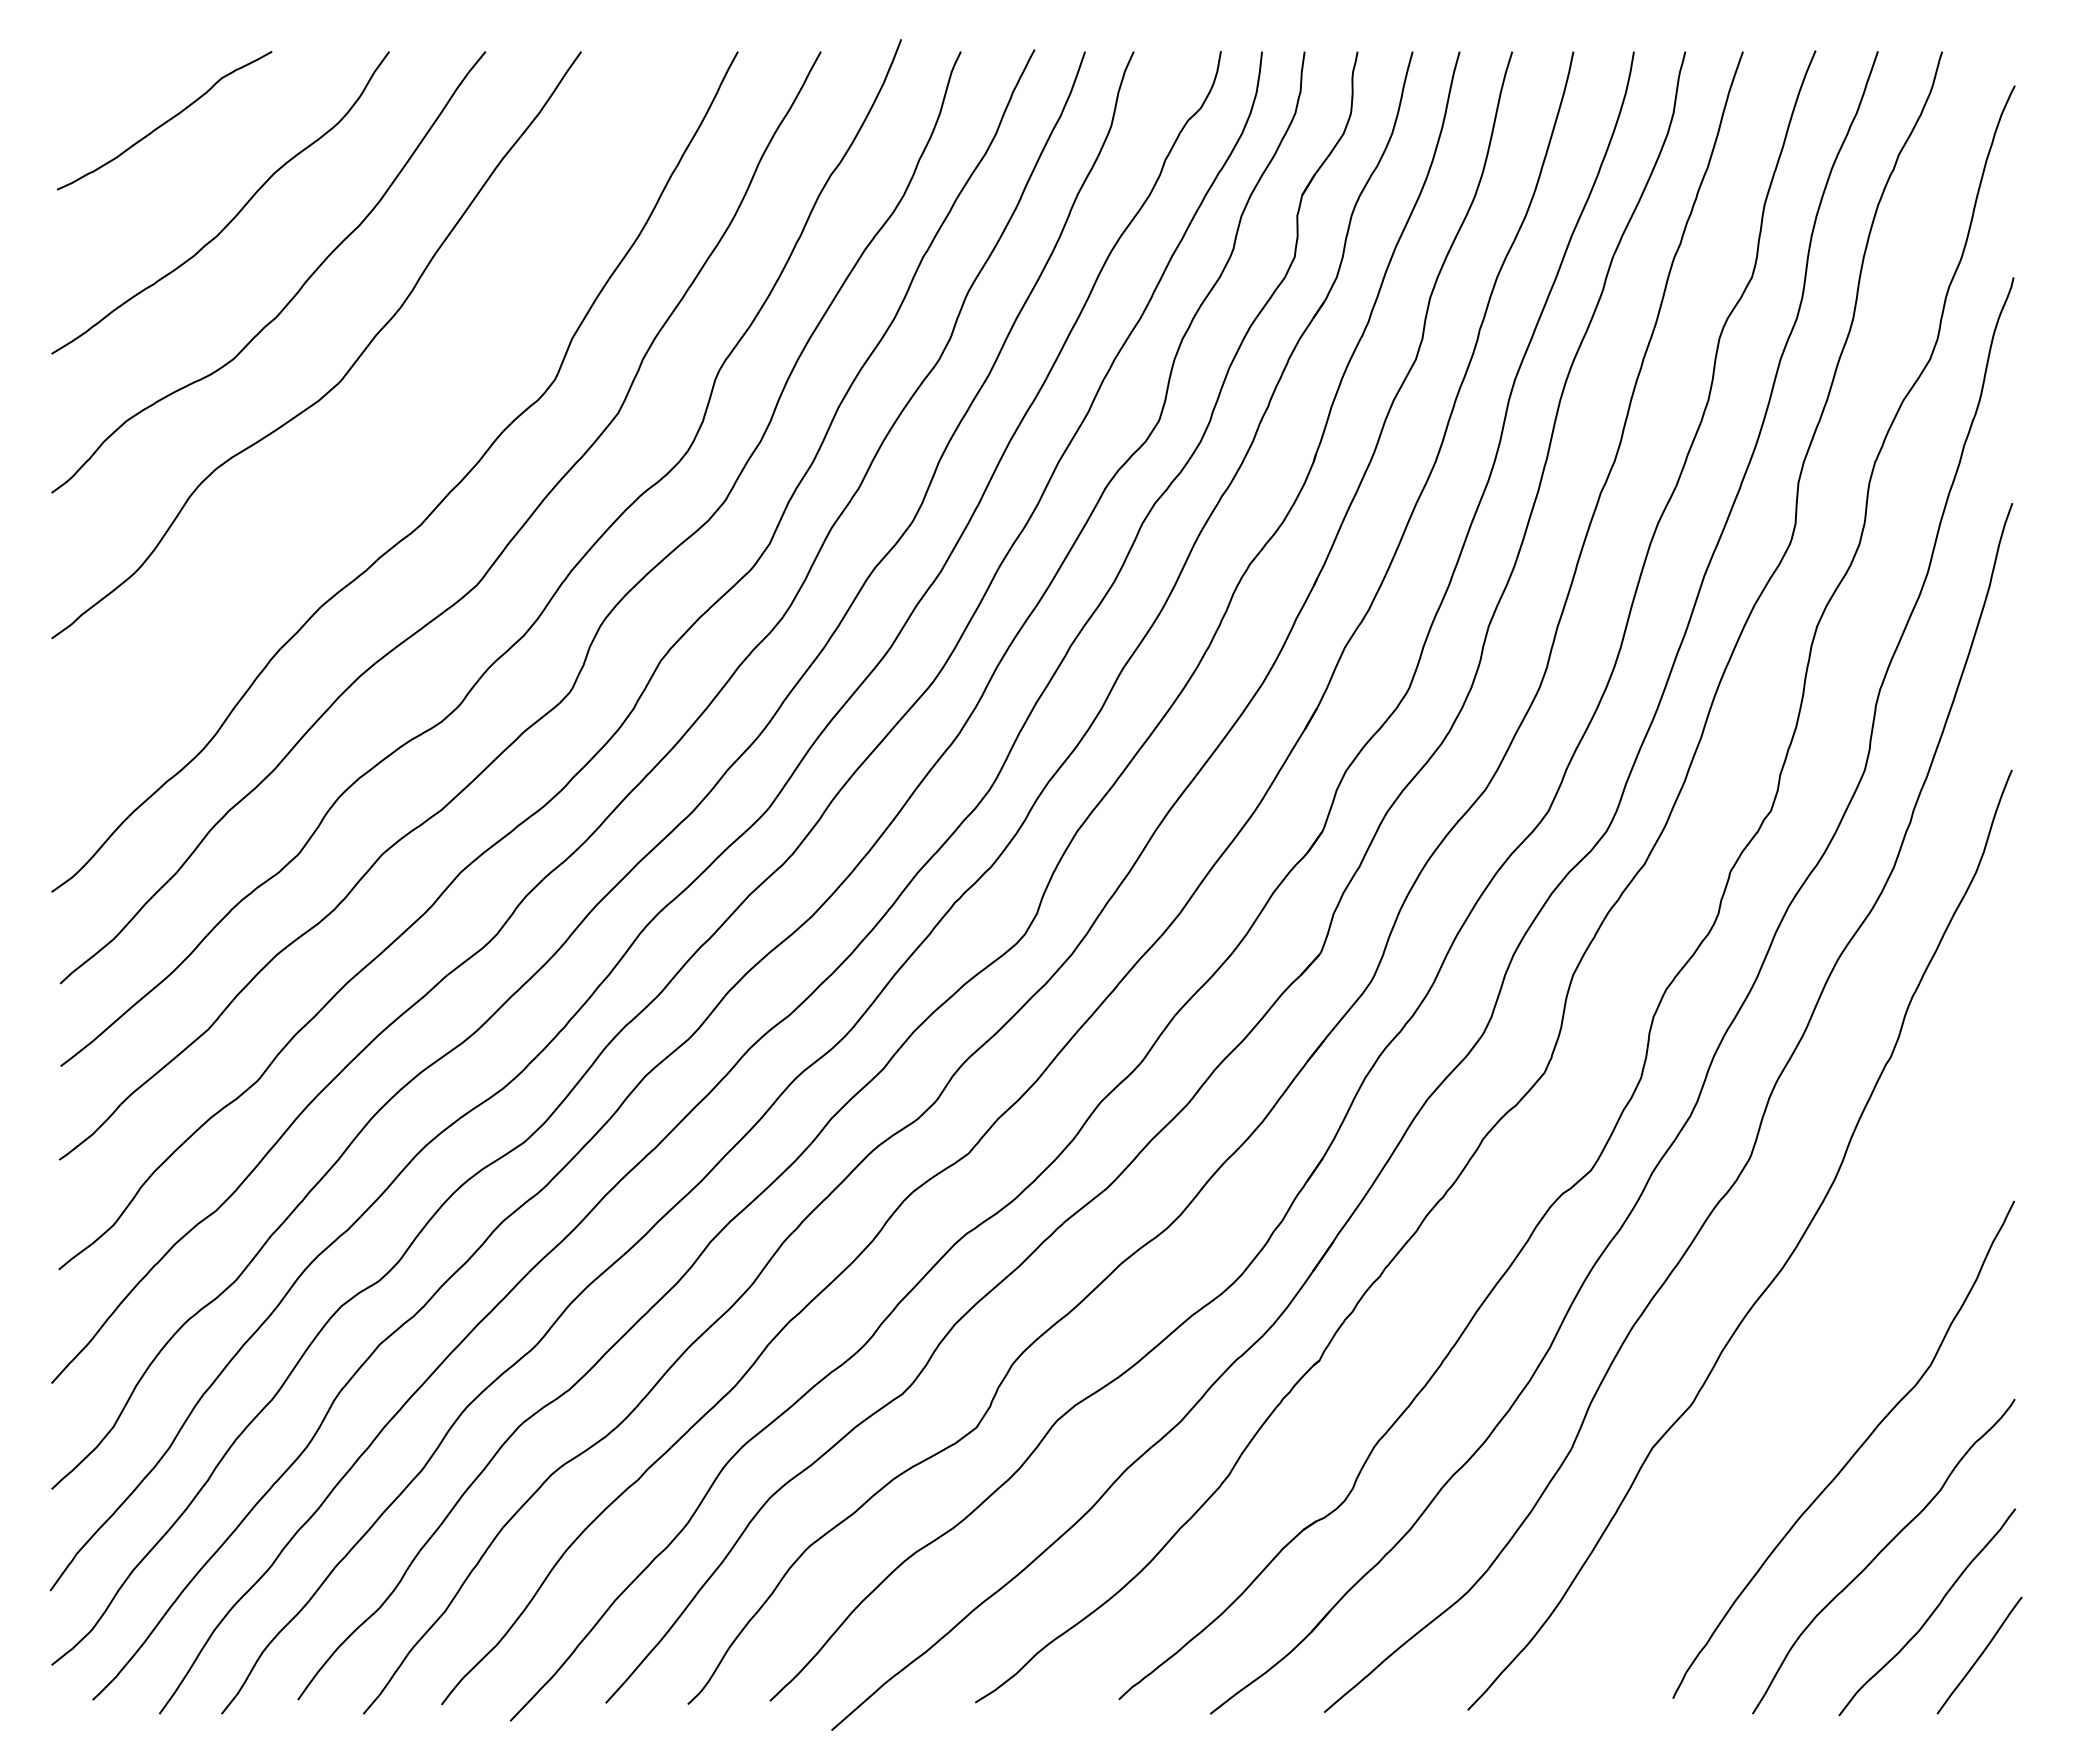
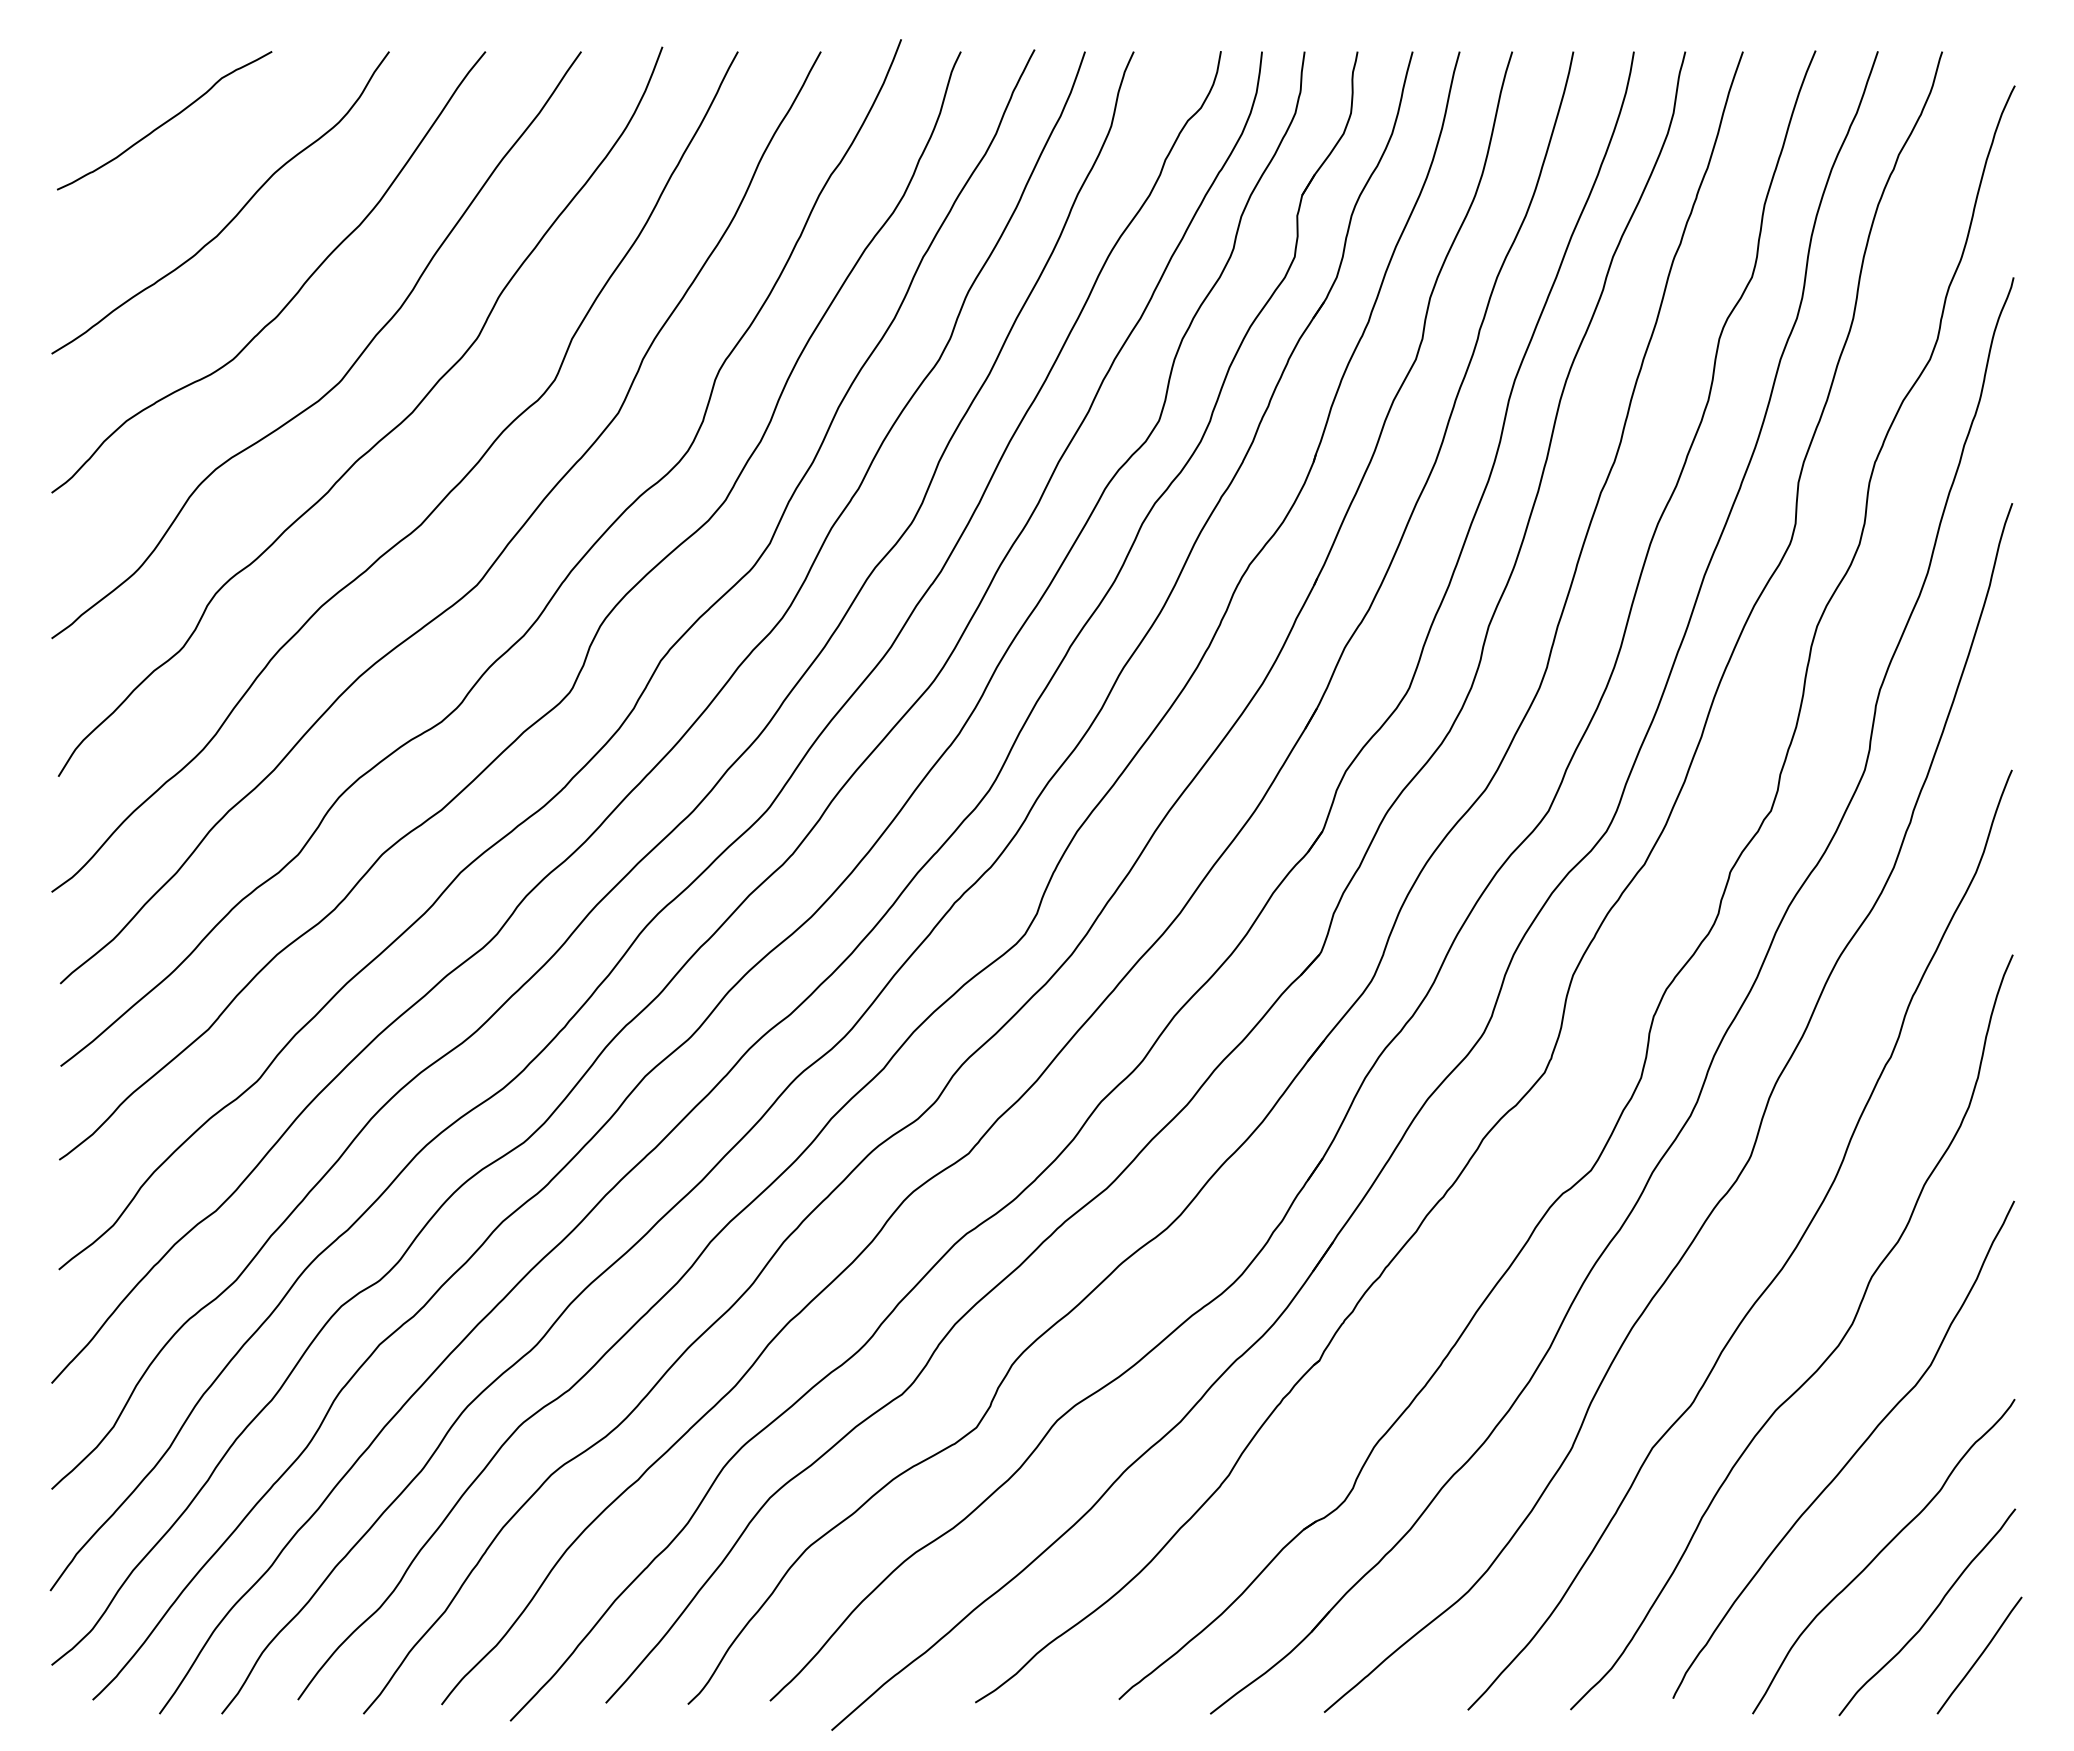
curve: none -> present (384, 435)
curve: none -> present (1822, 1362)
